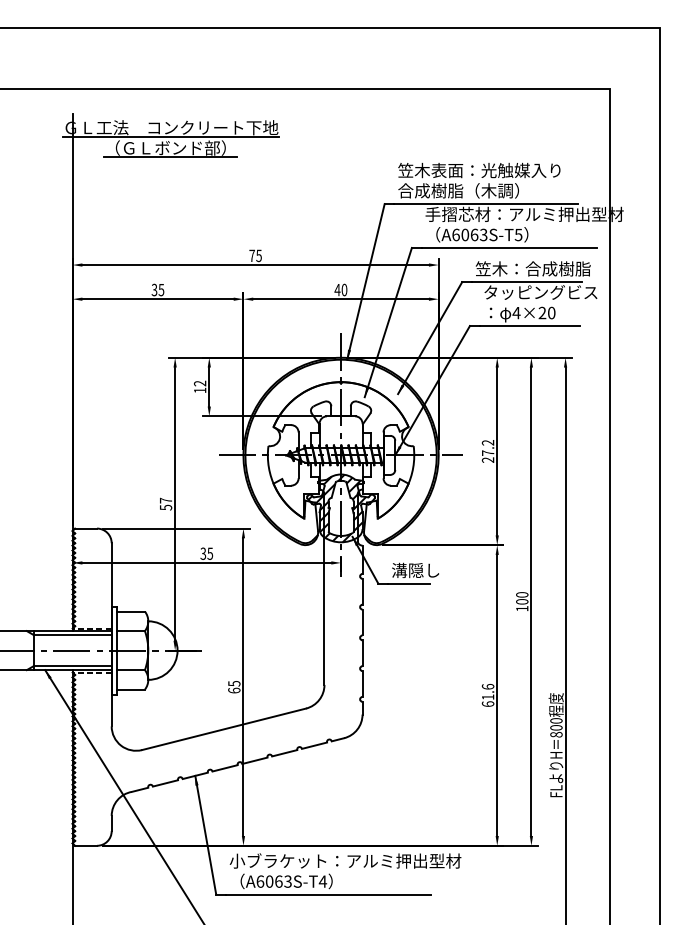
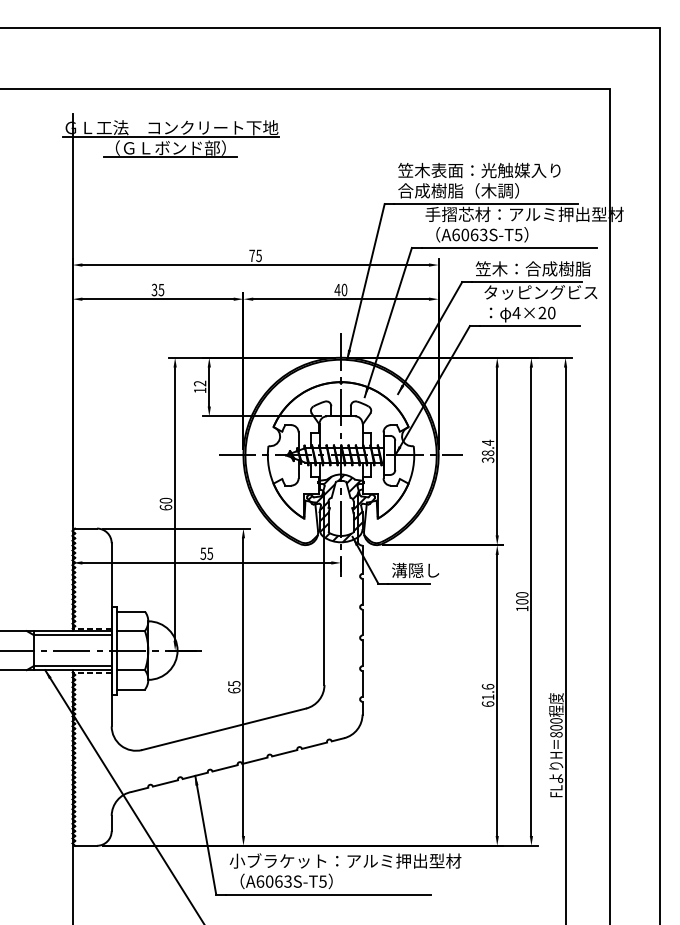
text: 27.2 -> 38.4 (487, 450)
text: 57 -> 60 (165, 503)
text: 35 -> 55 (203, 552)
text: A6063S-T4 -> A6063S-T5 (322, 881)
